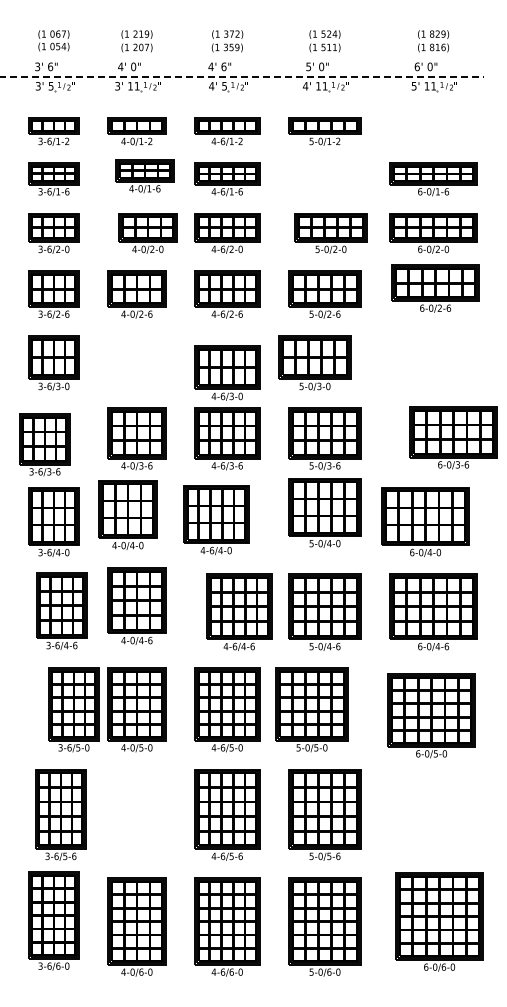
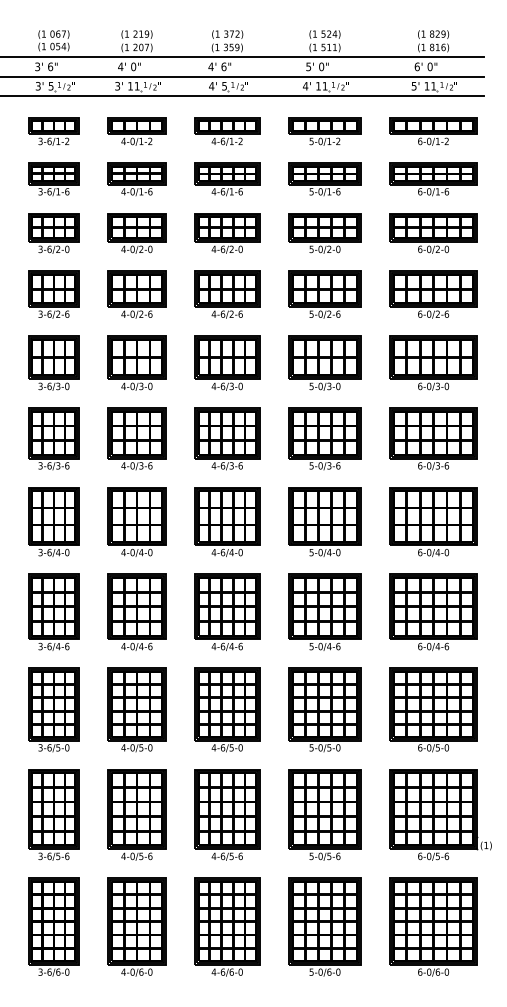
line: none -> present (243, 57)
line: dashed -> solid (242, 76)
line: none -> present (243, 95)
part: none -> present (433, 131)
part position: (144, 176) -> (136, 179) (136, 179)
part: none -> present (324, 179)
part position: (147, 233) -> (136, 233) (136, 233)
part position: (330, 233) -> (324, 233) (324, 233)
part position: (435, 288) -> (433, 294) (433, 294)
part: none -> present (136, 362)
part position: (314, 362) -> (324, 362) (324, 362)
part: none -> present (433, 362)
part position: (227, 372) -> (227, 362) (227, 362)
part position: (453, 437) -> (433, 438) (433, 438)
part position: (44, 444) -> (53, 438) (53, 438)
part position: (324, 512) -> (324, 521) (324, 521)
part position: (127, 514) -> (136, 521) (136, 521)
part position: (216, 519) -> (227, 521) (227, 521)
part position: (425, 522) -> (433, 522) (433, 522)
part position: (136, 605) -> (136, 611) (136, 611)
part position: (61, 610) -> (53, 611) (53, 611)
part position: (239, 611) -> (227, 611) (227, 611)
part position: (73, 709) -> (53, 709) (53, 709)
part position: (311, 709) -> (324, 709) (324, 709)
part position: (431, 715) -> (433, 709) (433, 709)
part position: (60, 814) -> (53, 814) (53, 814)
part: none -> present (136, 814)
part: none -> present (440, 814)
part position: (53, 920) -> (53, 926) (53, 926)
part position: (439, 921) -> (433, 926) (433, 926)
